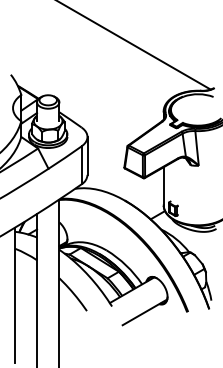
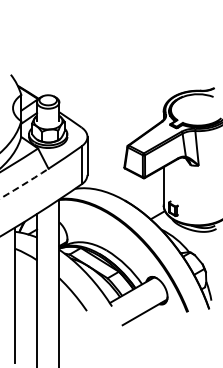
line: present -> none (134, 45)
arc: solid -> dashed (24, 184)
